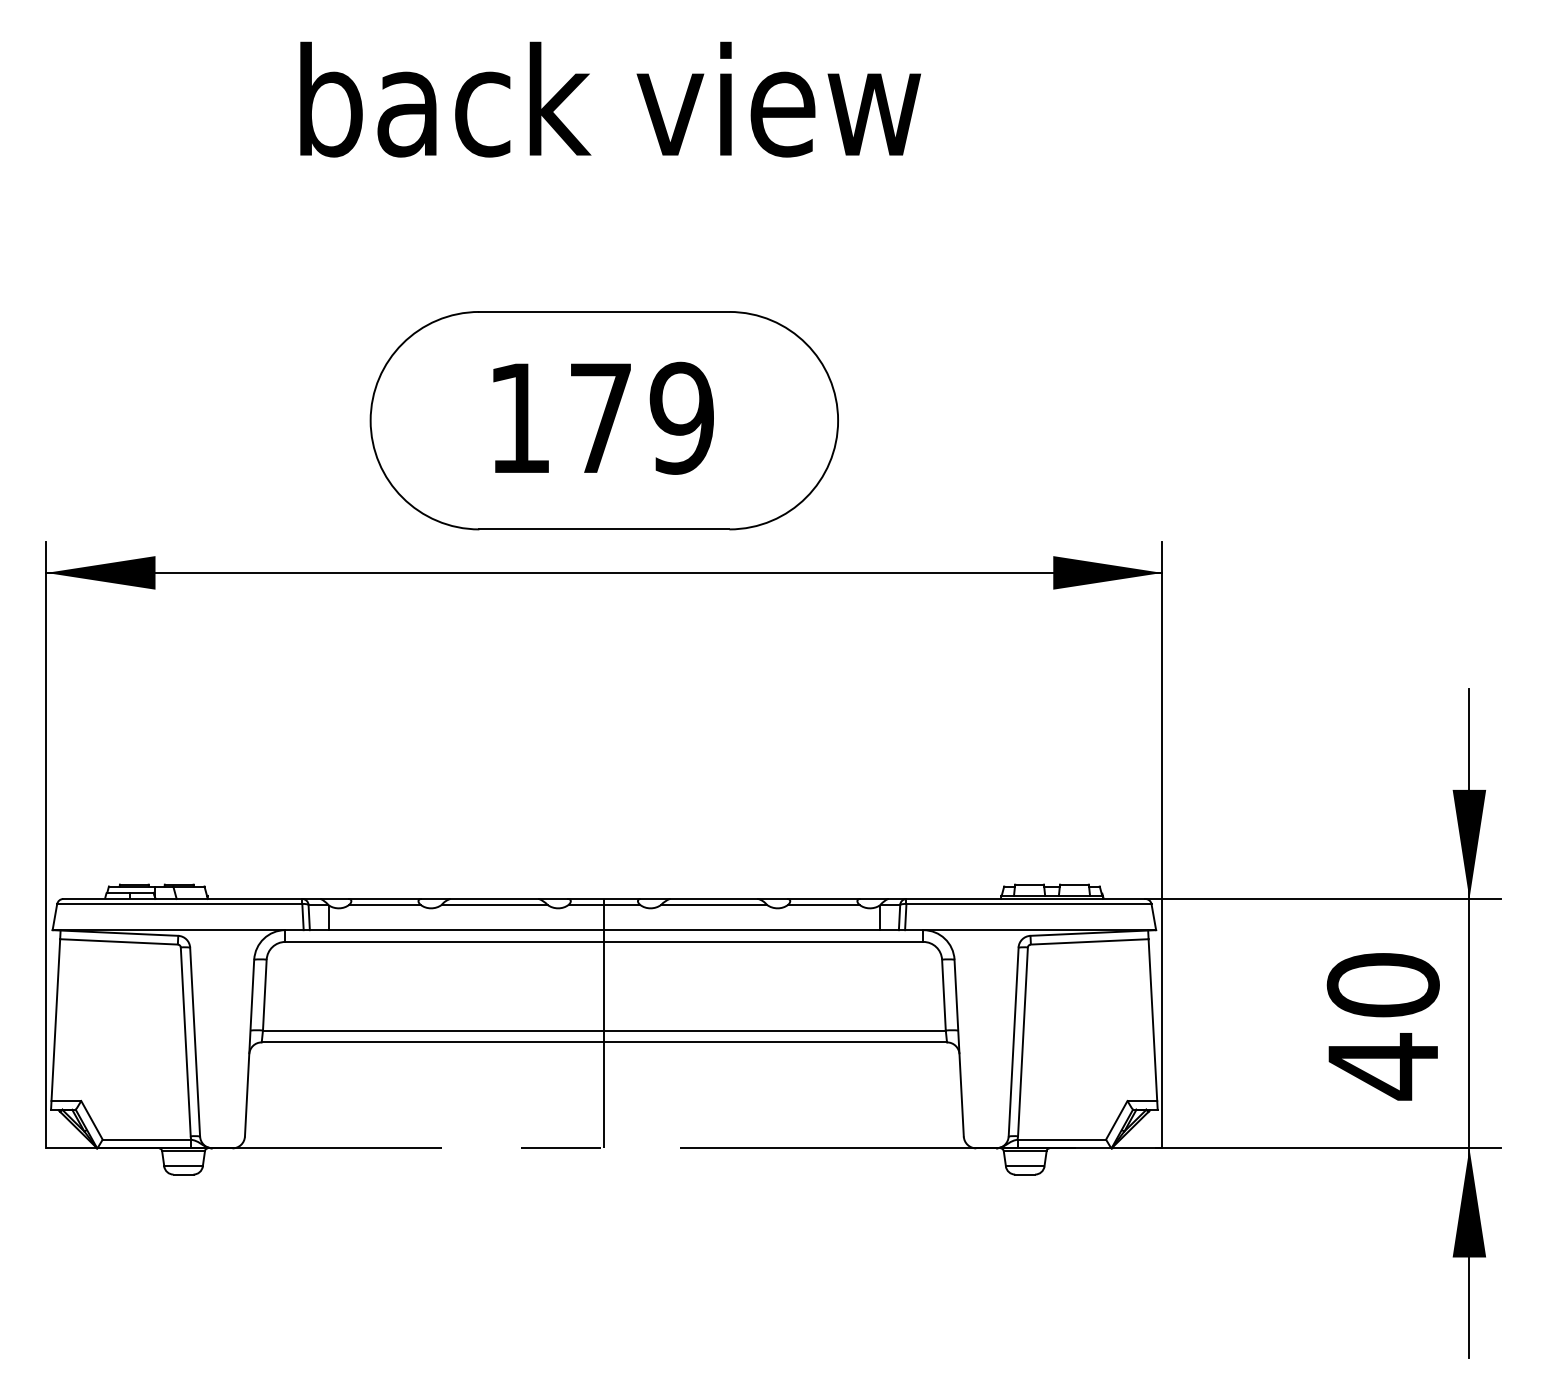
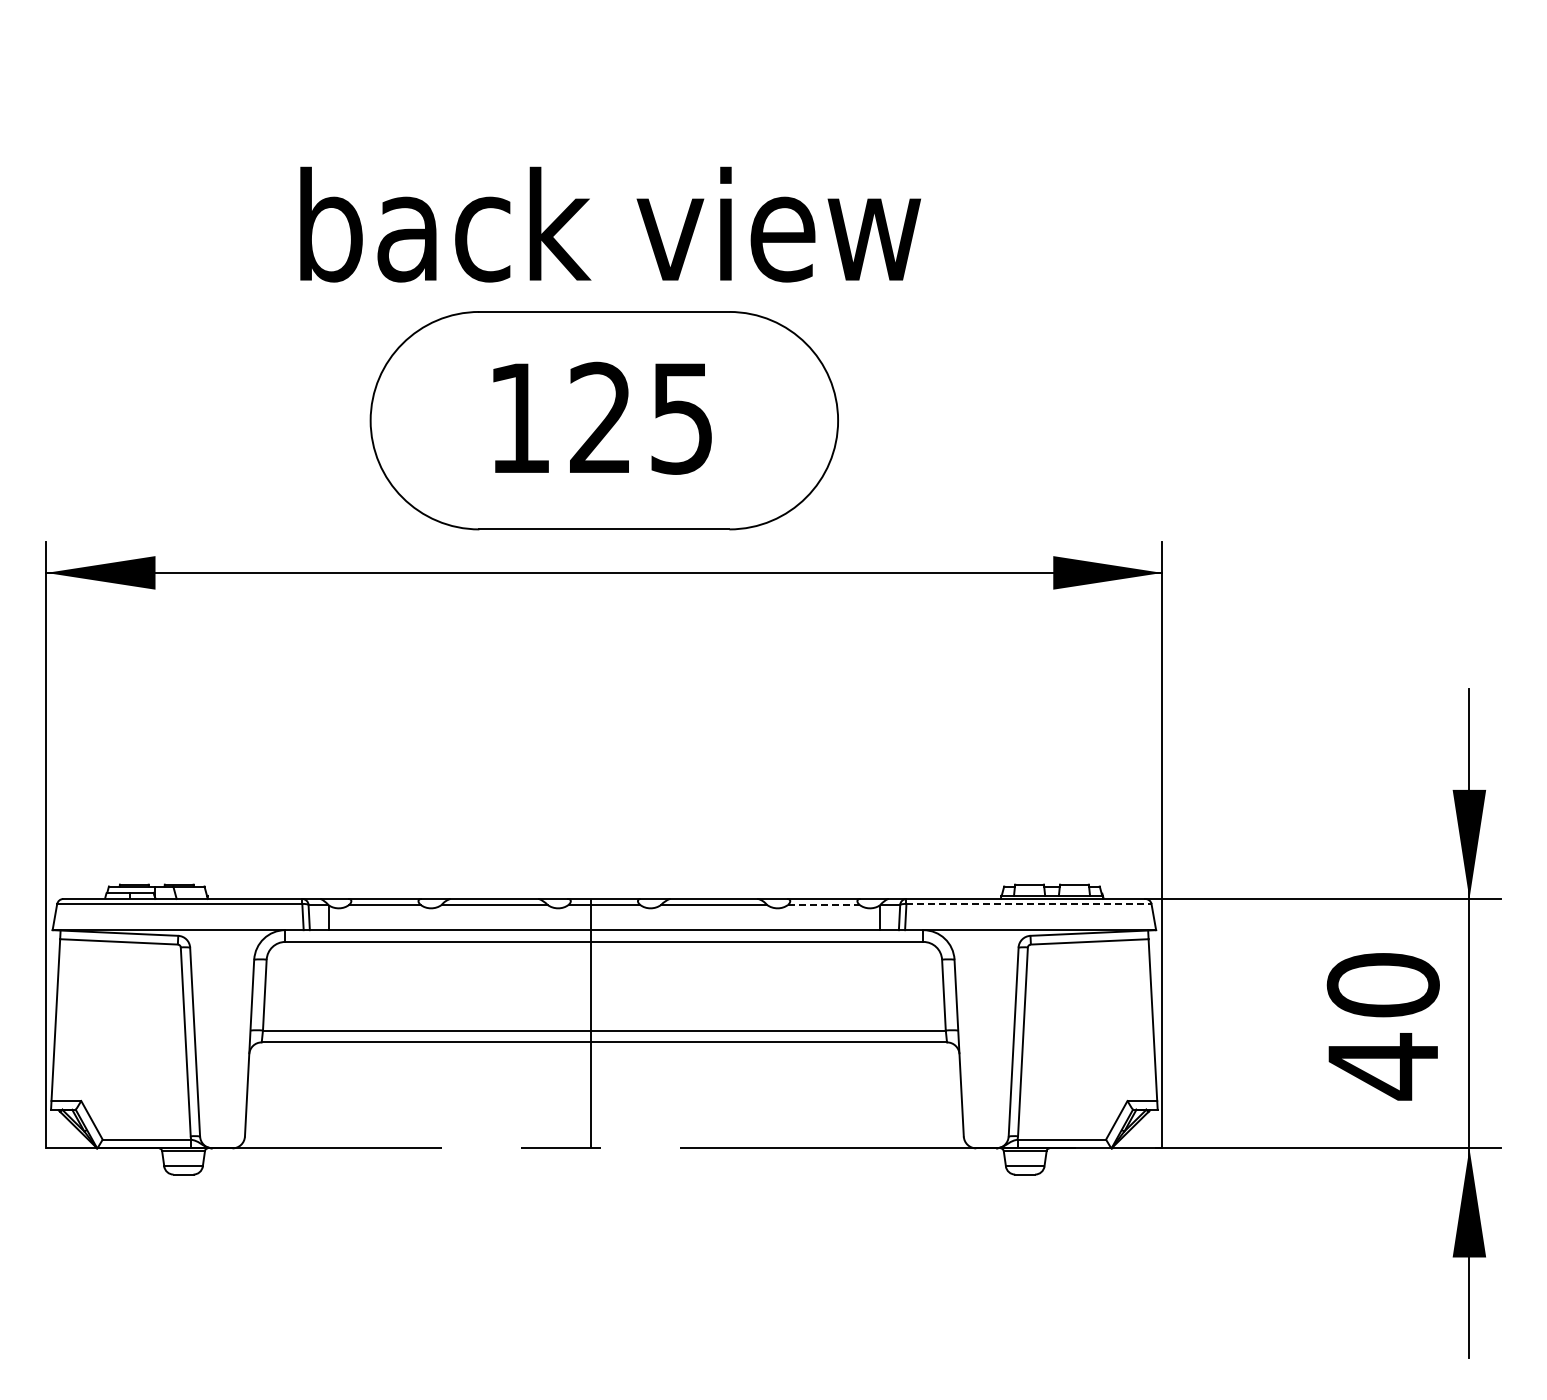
text position: (610, 99) -> (610, 224) (610, 224)
text: 179 -> 125 (641, 417)
line: solid -> dashed (823, 904)
line: solid -> dashed (1028, 904)
line position: (604, 1023) -> (591, 1023) (591, 1023)
